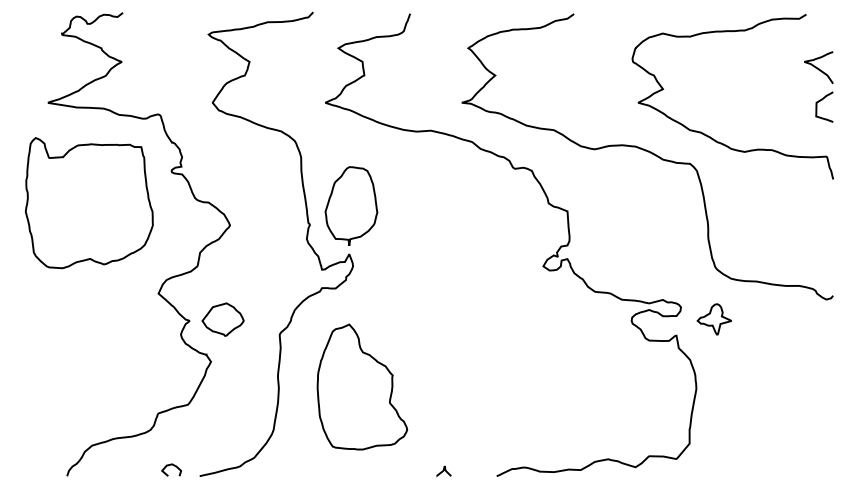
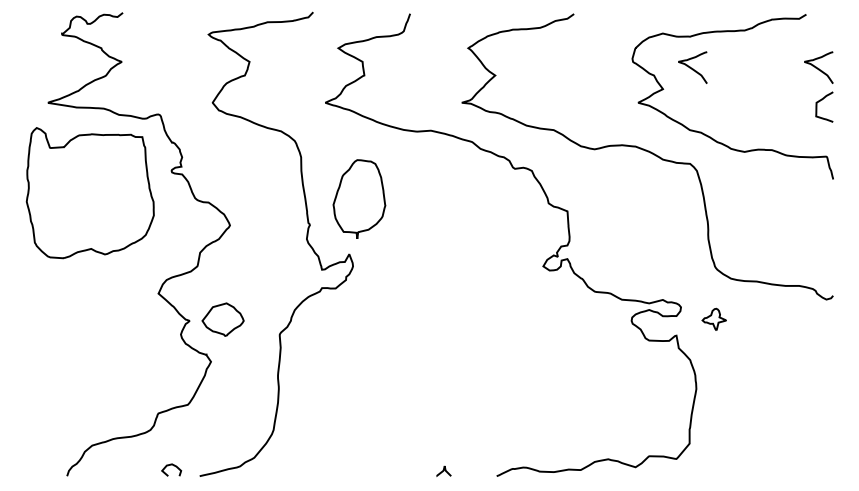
curve: none -> present (691, 67)
part position: (88, 203) -> (89, 193) (89, 193)
part position: (351, 205) -> (359, 198) (359, 198)
part size: 36x33 px -> 26x24 px (713, 318)
part: present -> none (361, 386)
